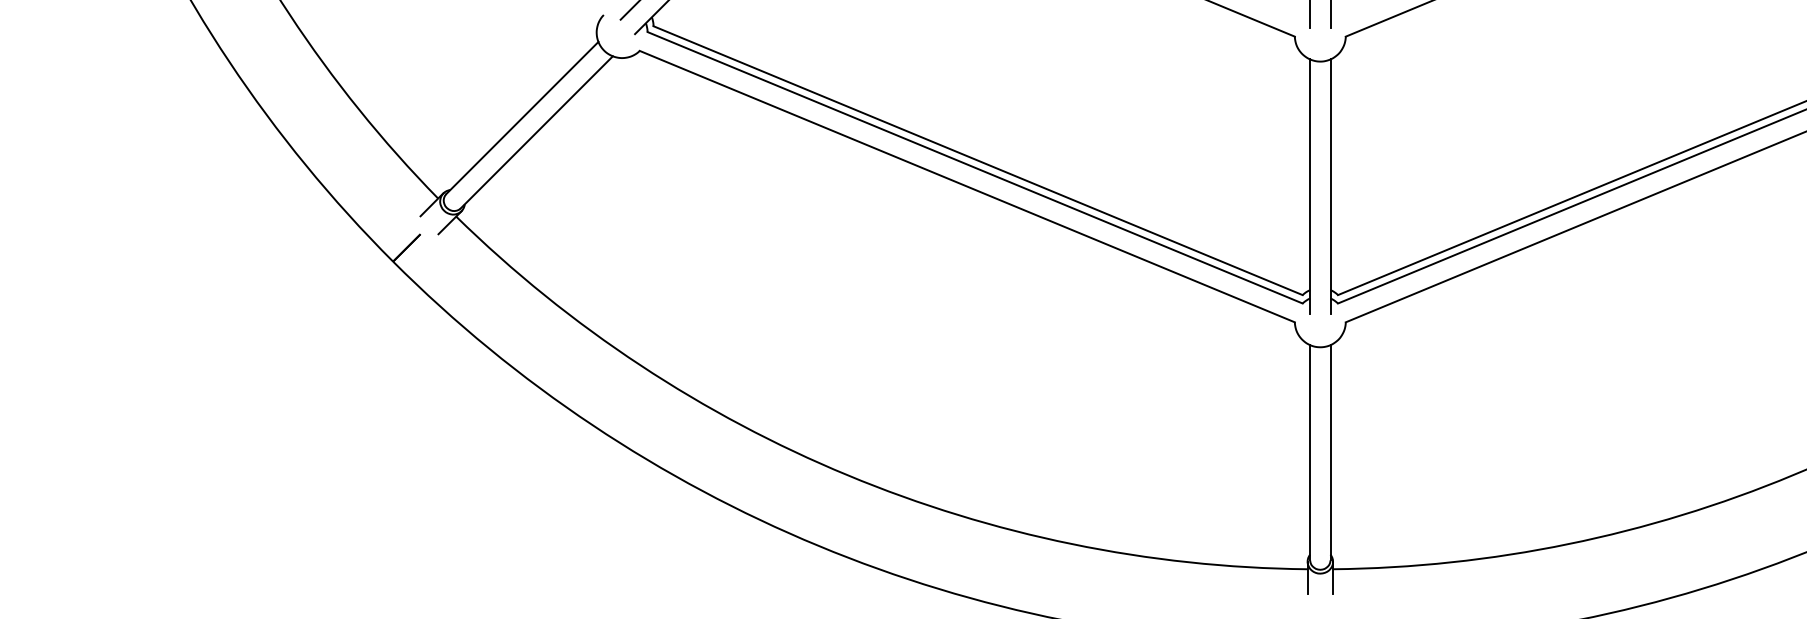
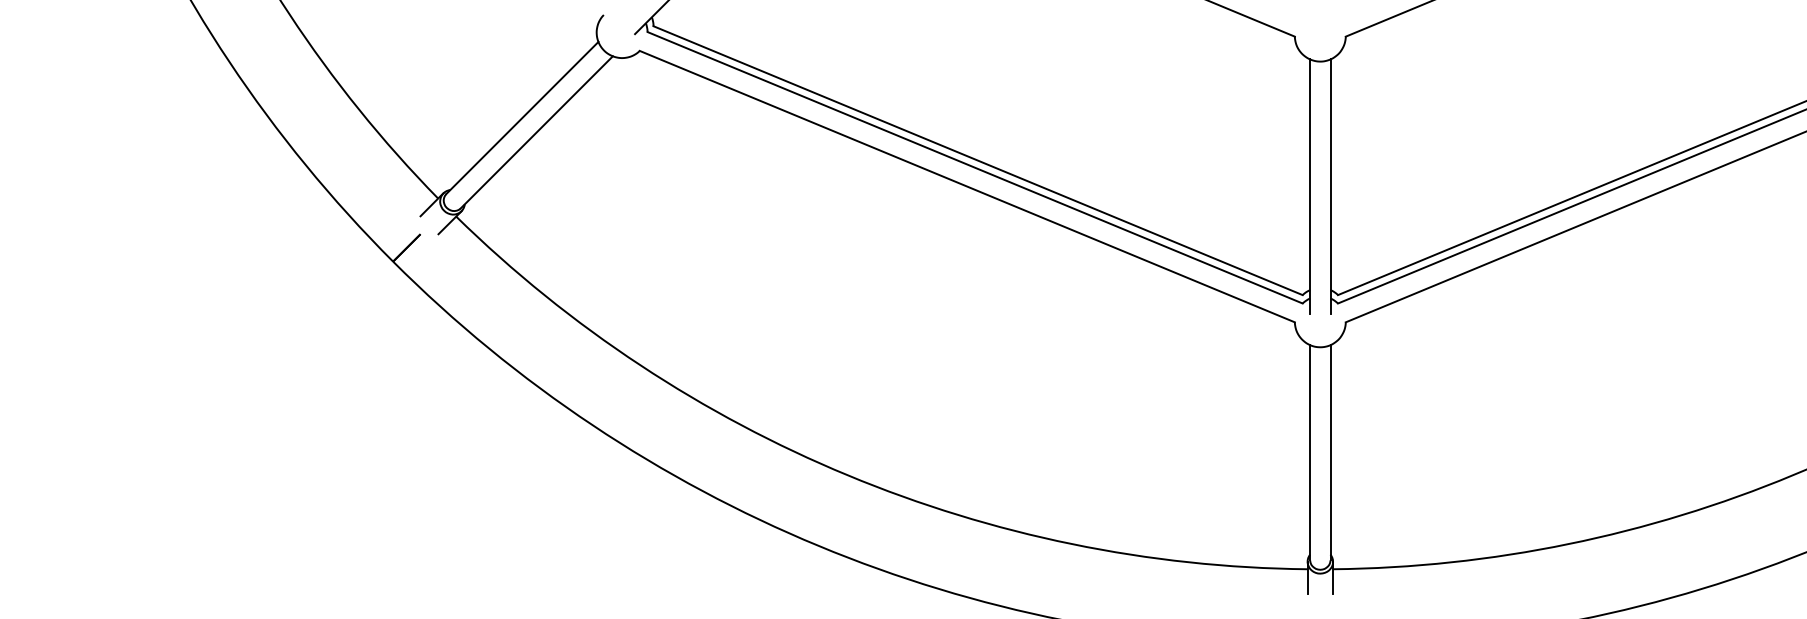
line: present -> none (629, 10)
line: present -> none (1310, 15)
line: present -> none (1330, 15)
